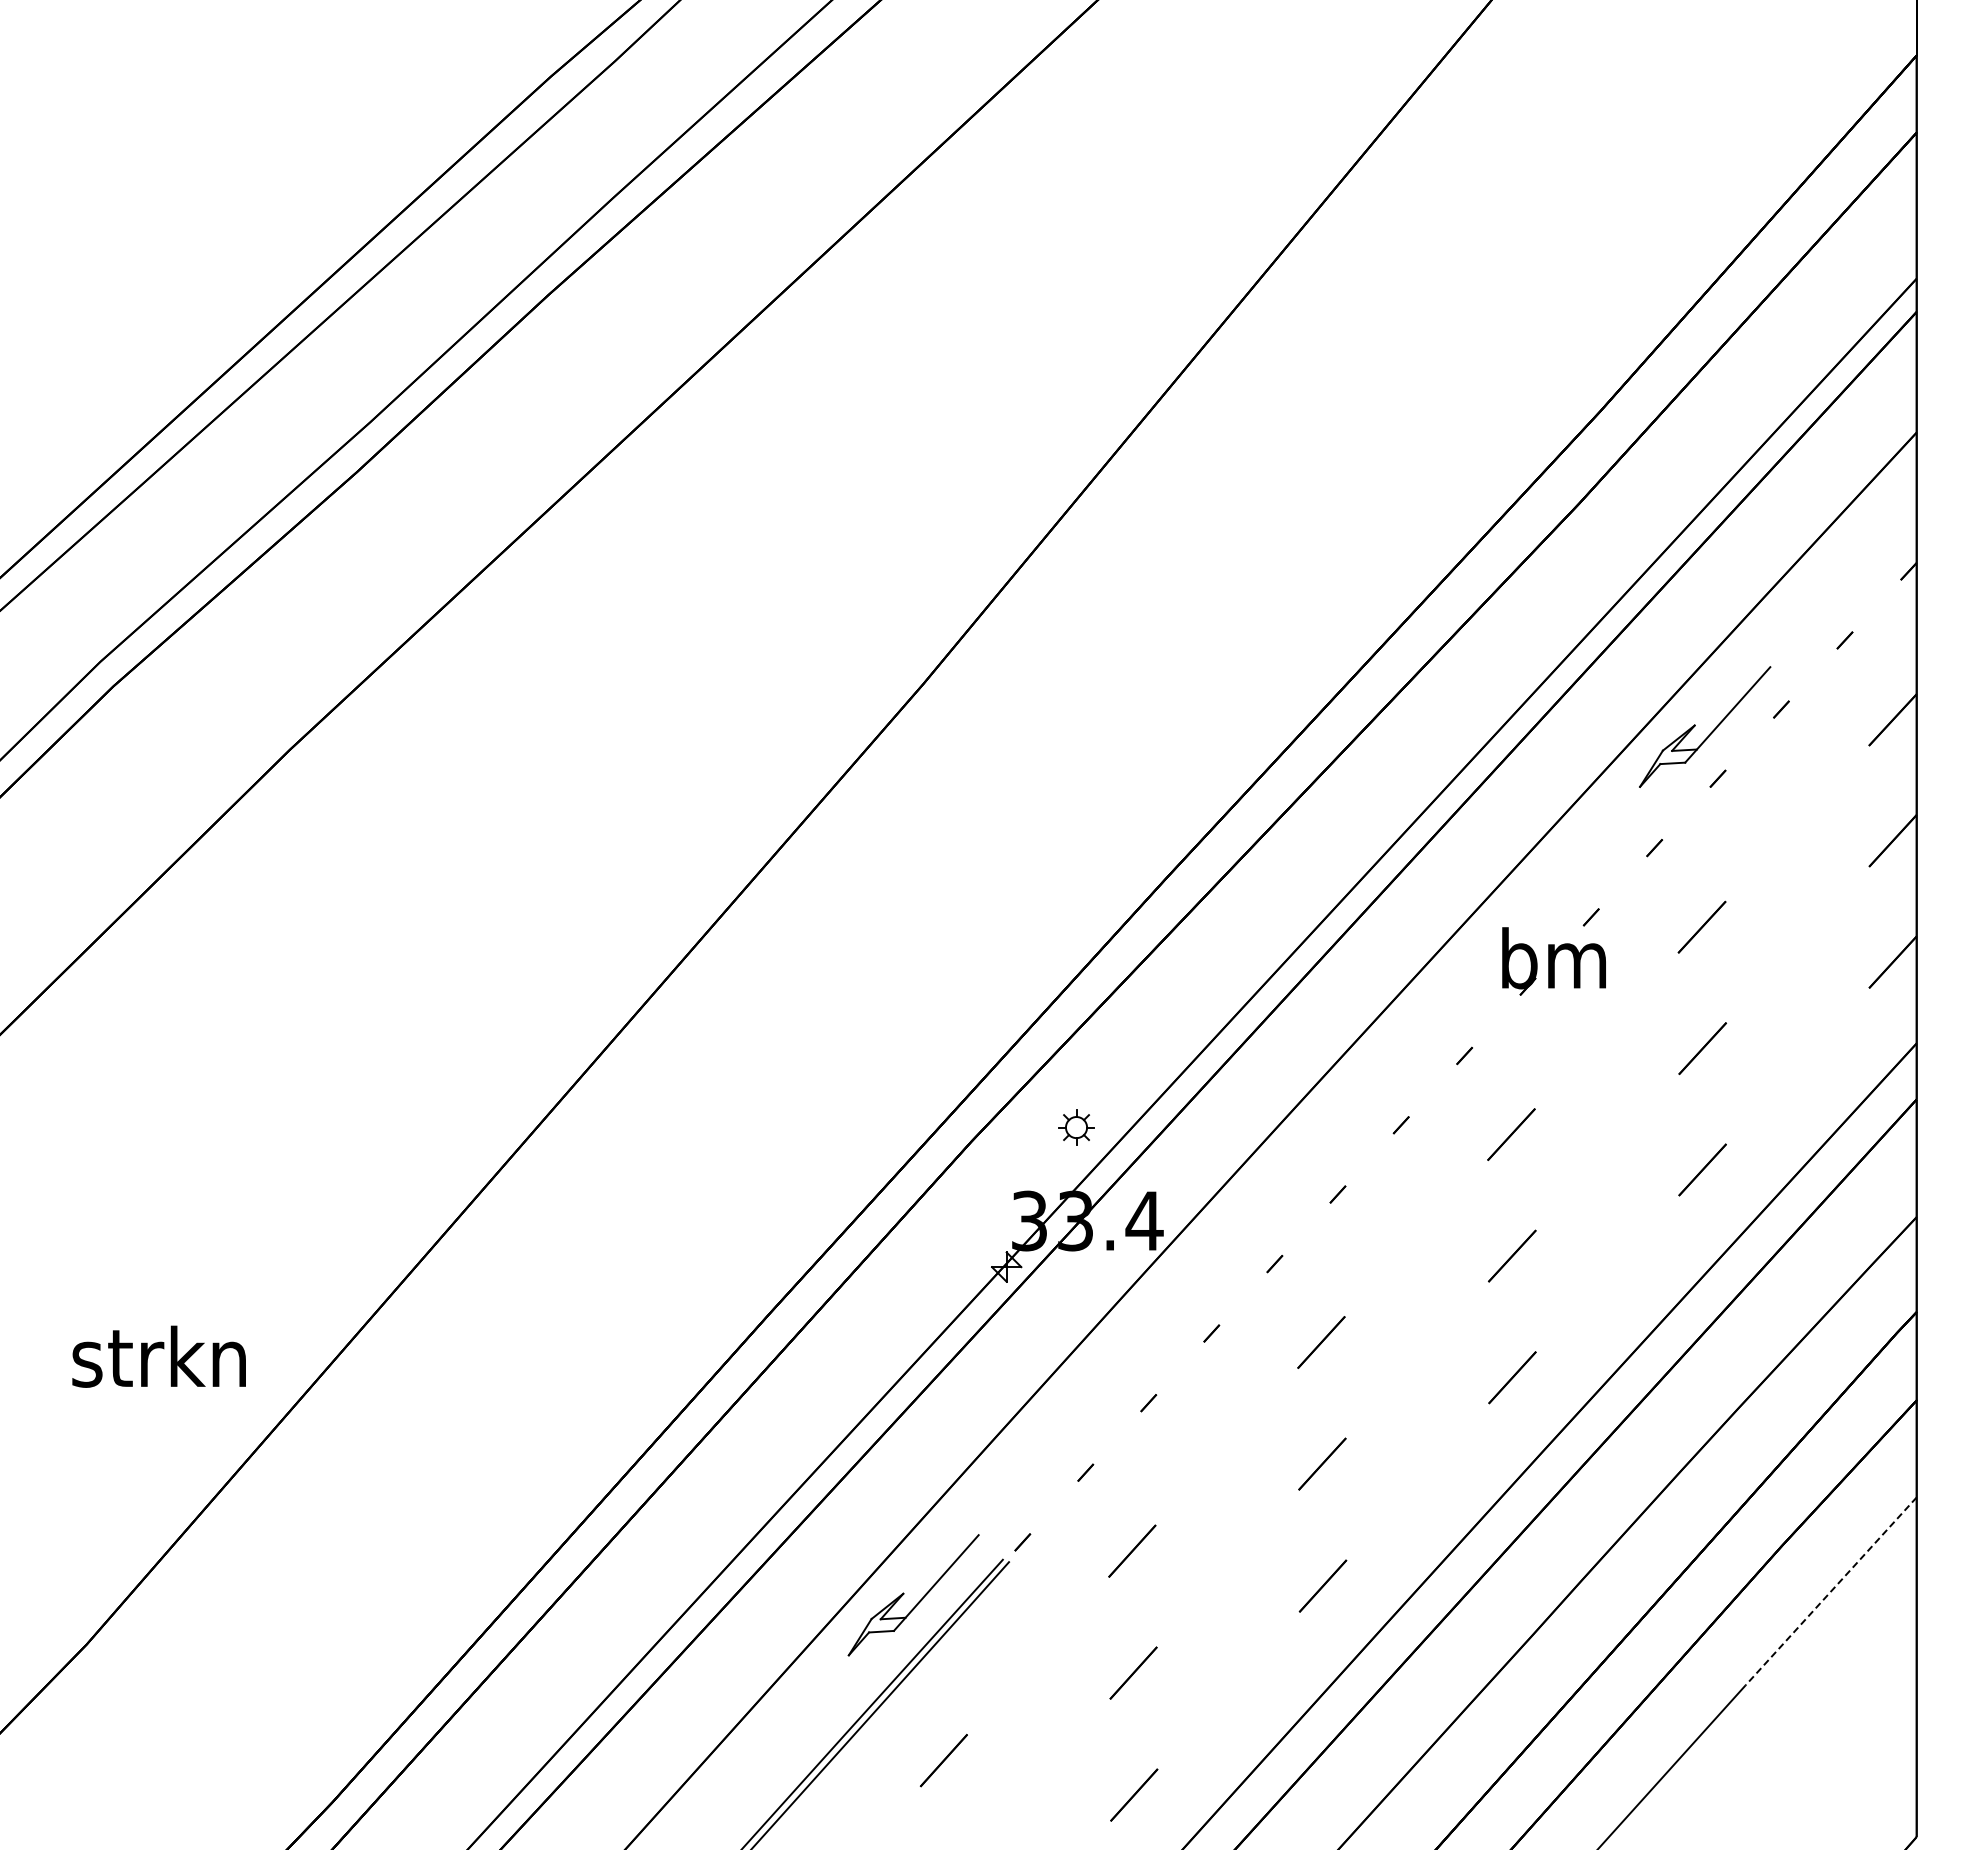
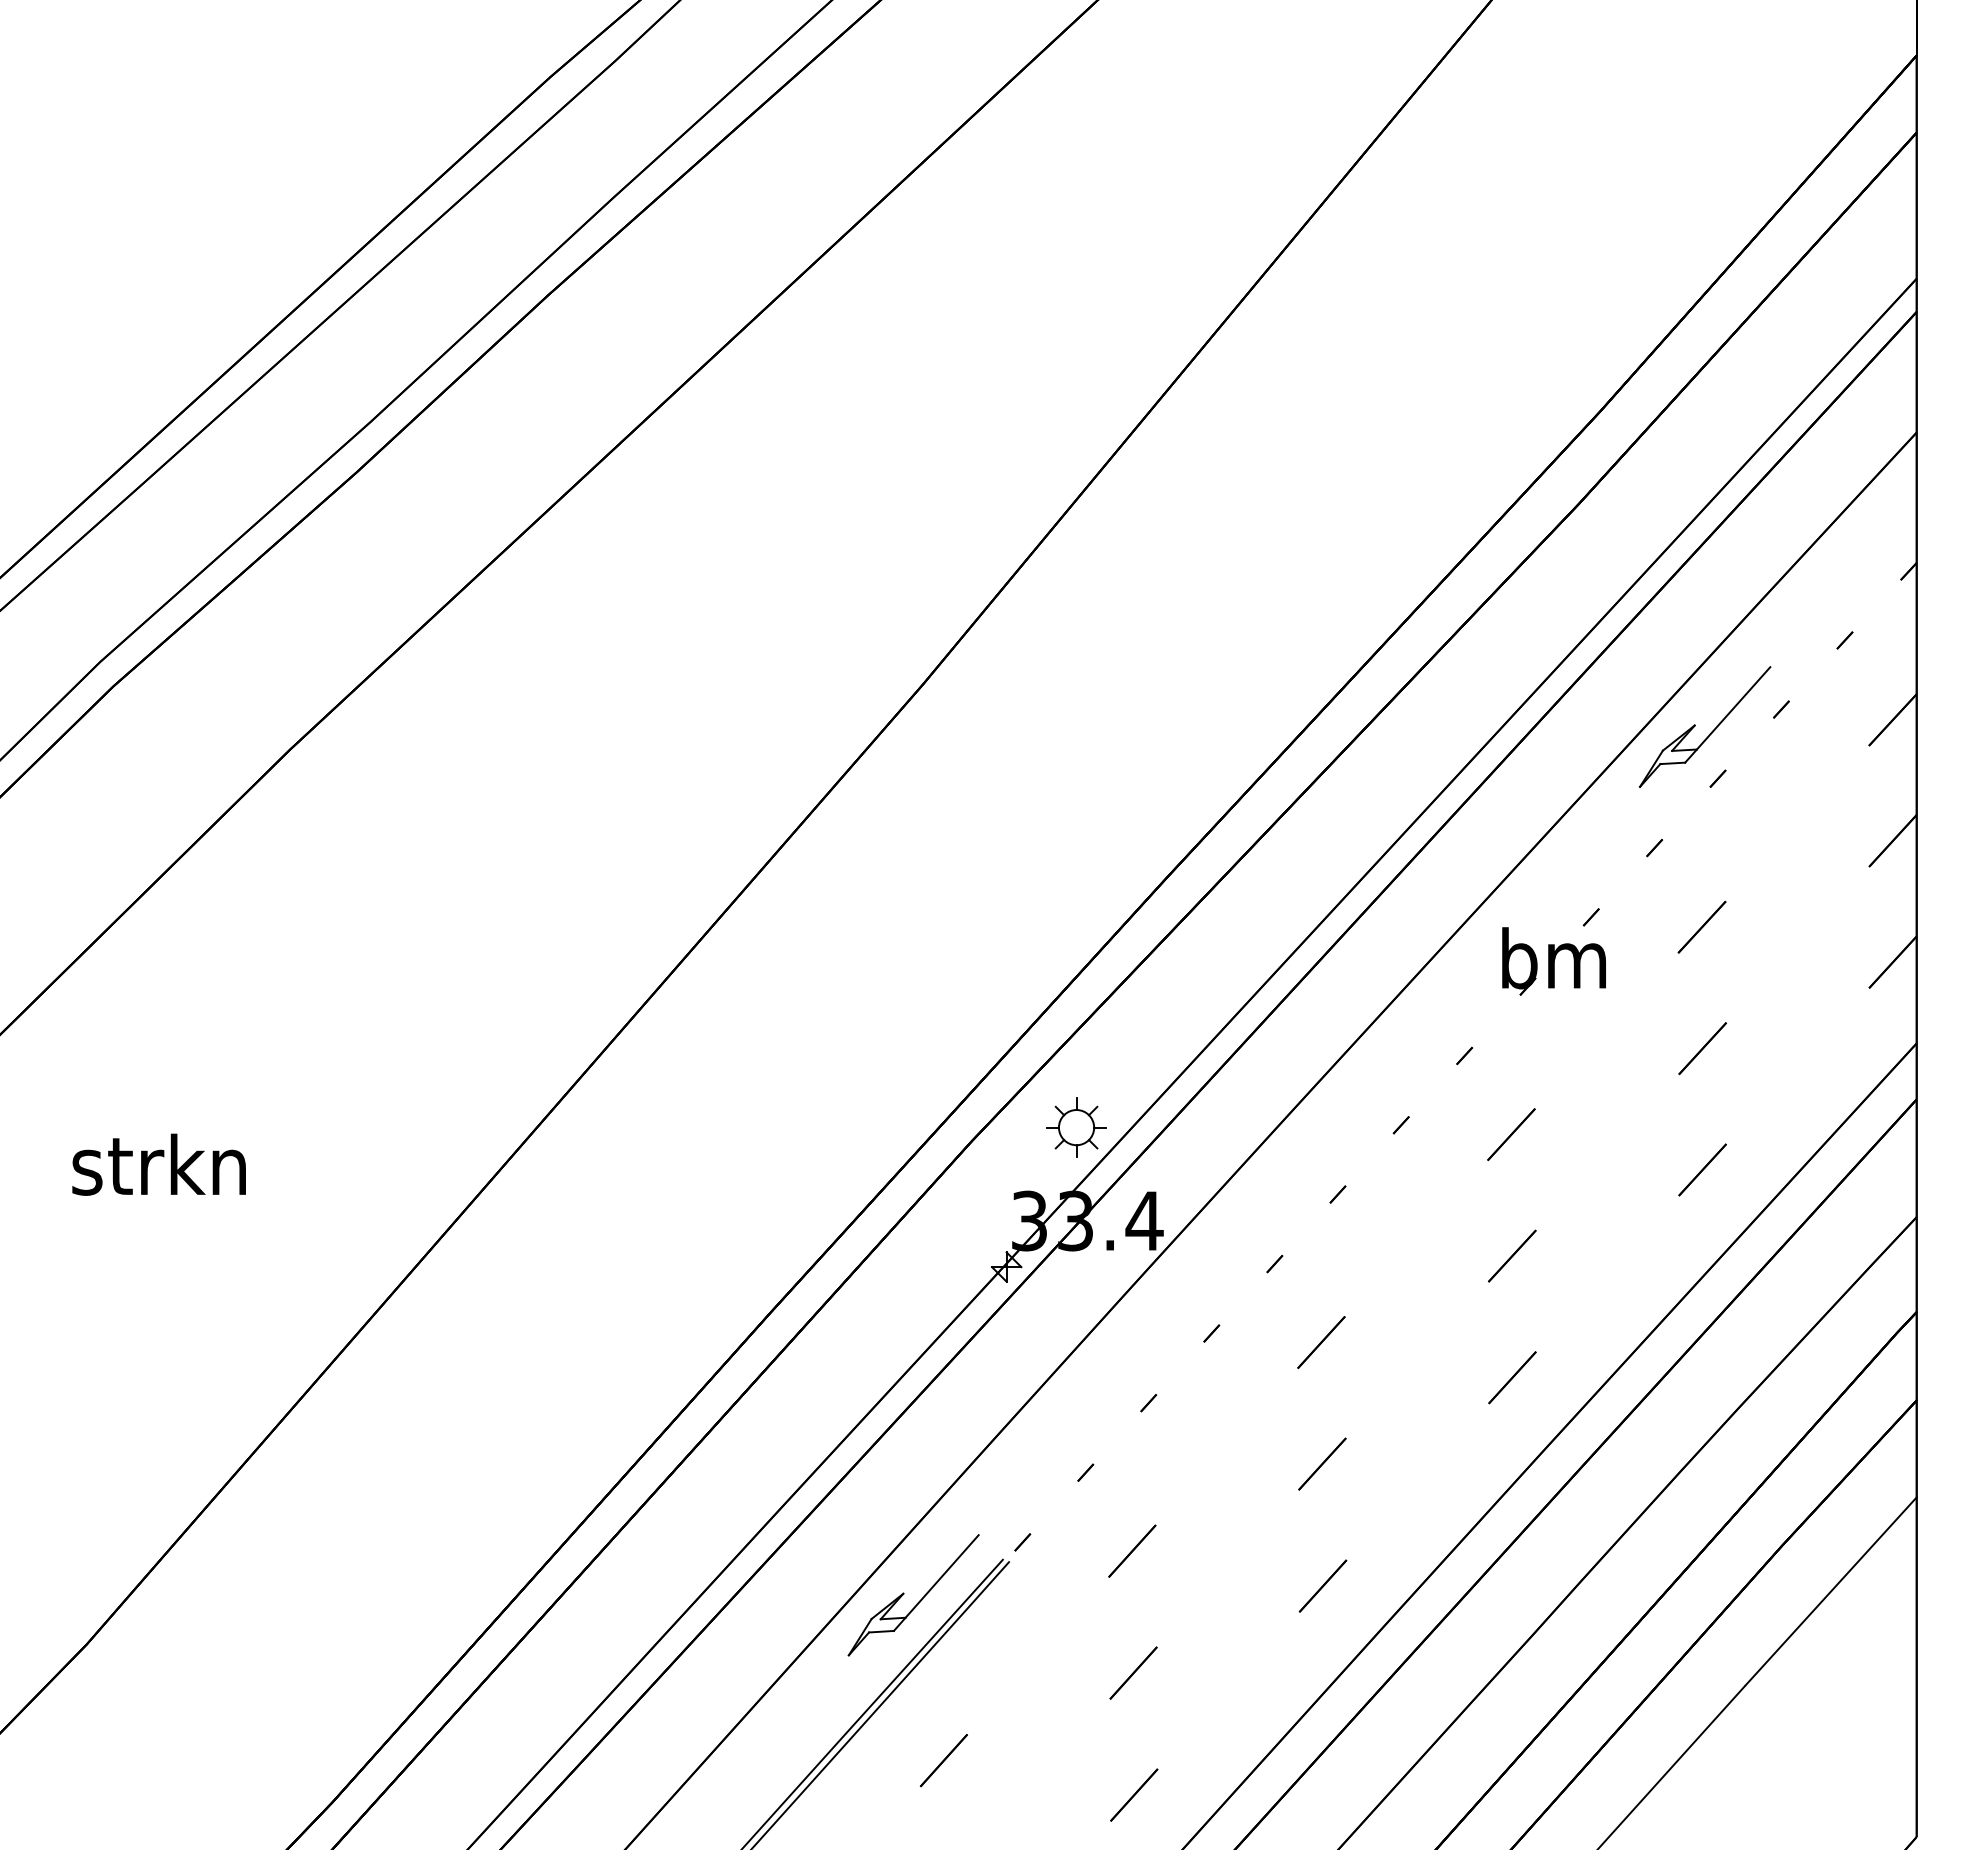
part size: 37x37 px -> 61x61 px (1076, 1127)
text position: (158, 1356) -> (158, 1164) (158, 1164)
line: dashed -> solid (1830, 1591)
